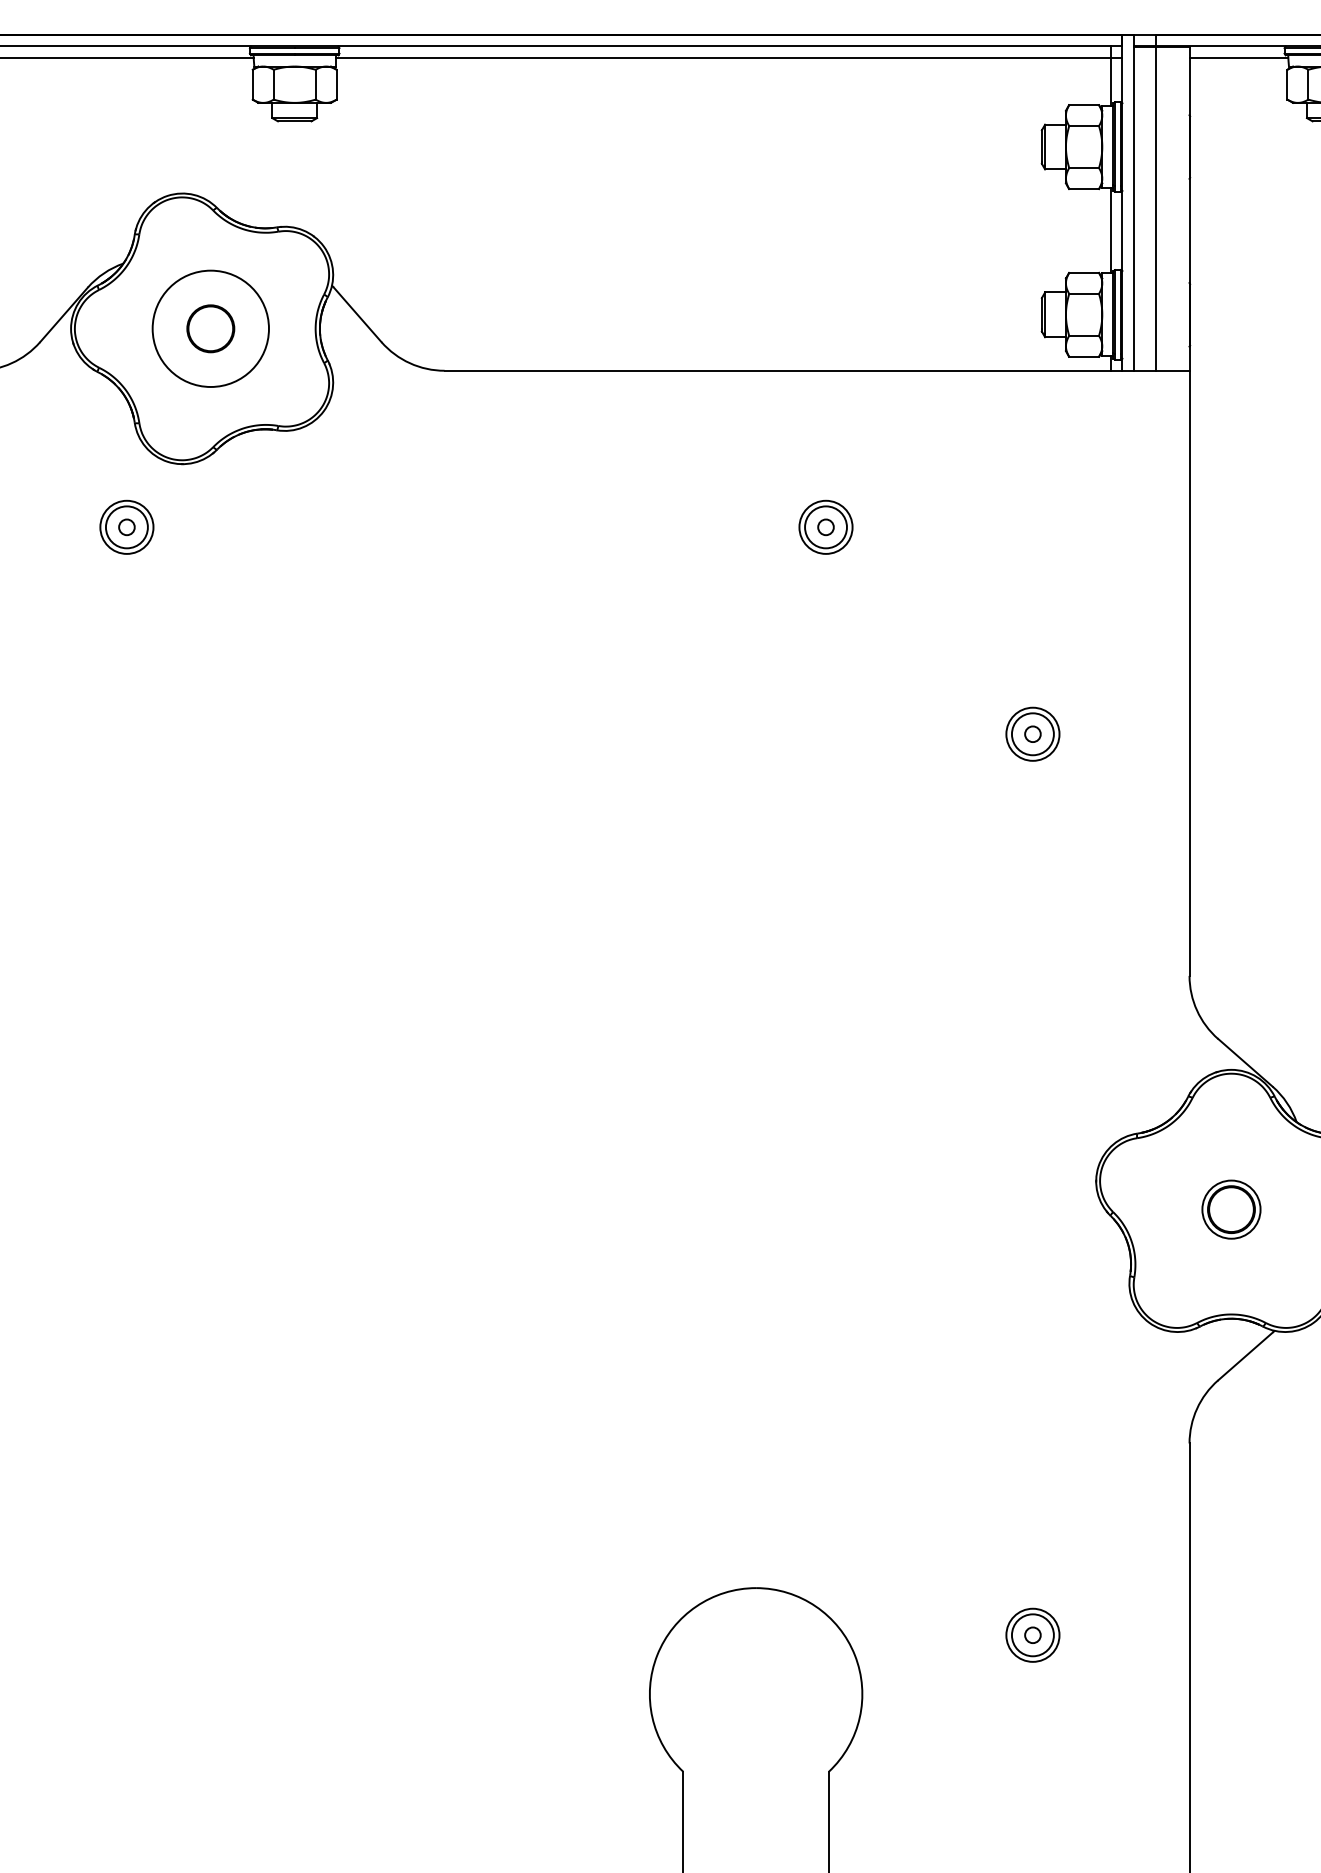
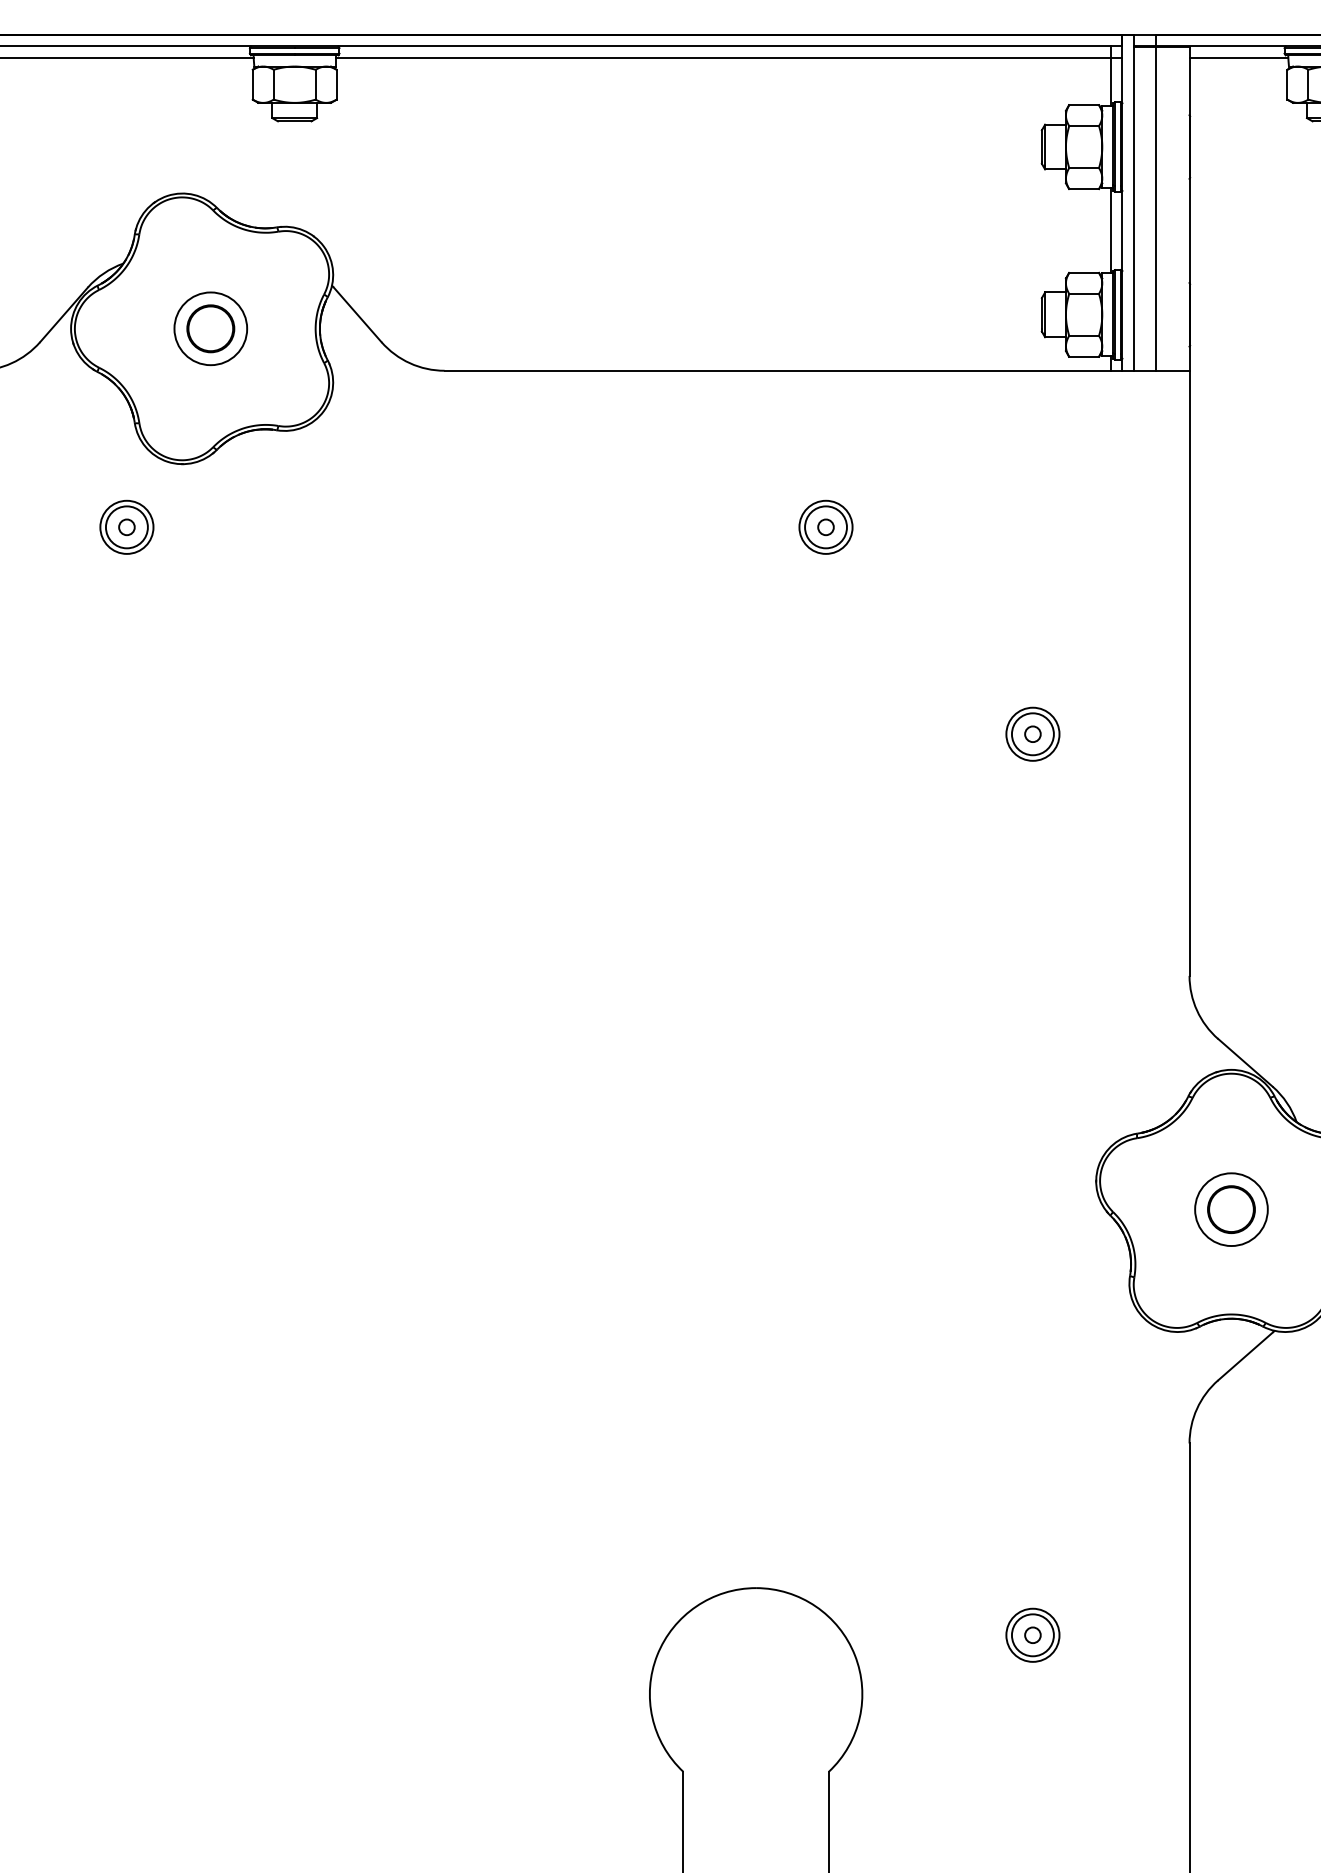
circle diameter: 116 px -> 73 px (210, 328)
circle diameter: 58 px -> 73 px (1231, 1209)
